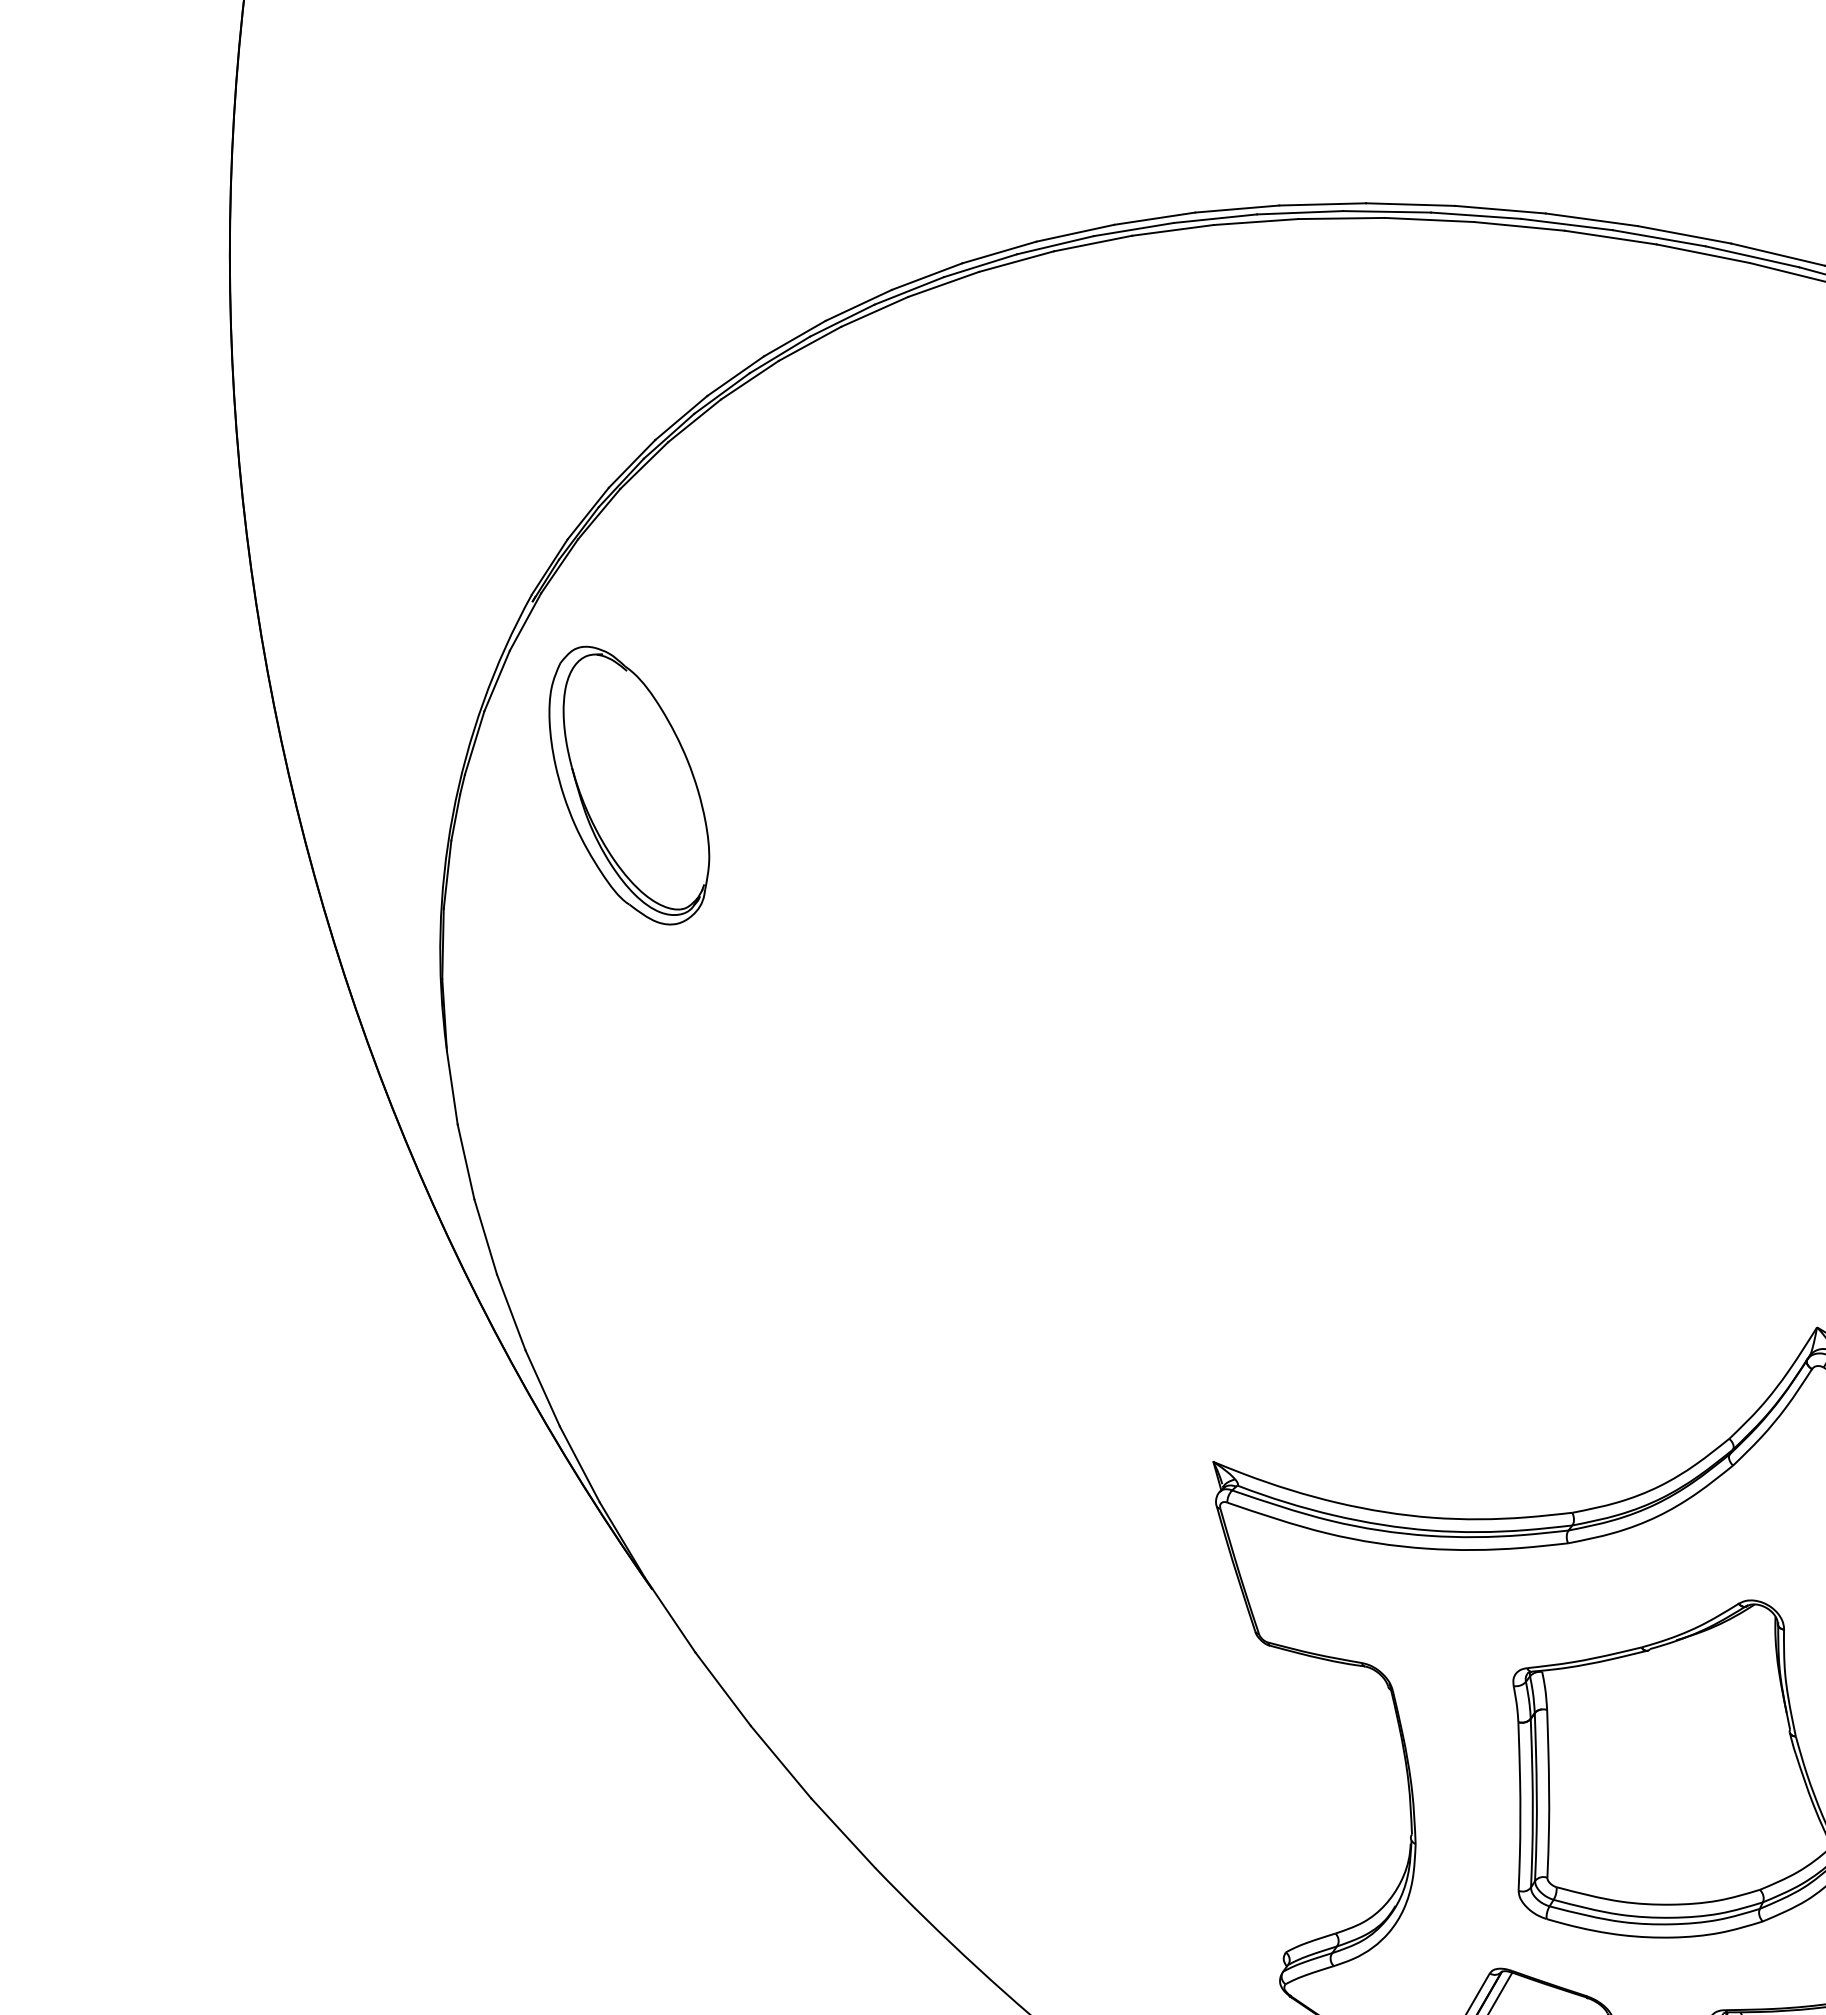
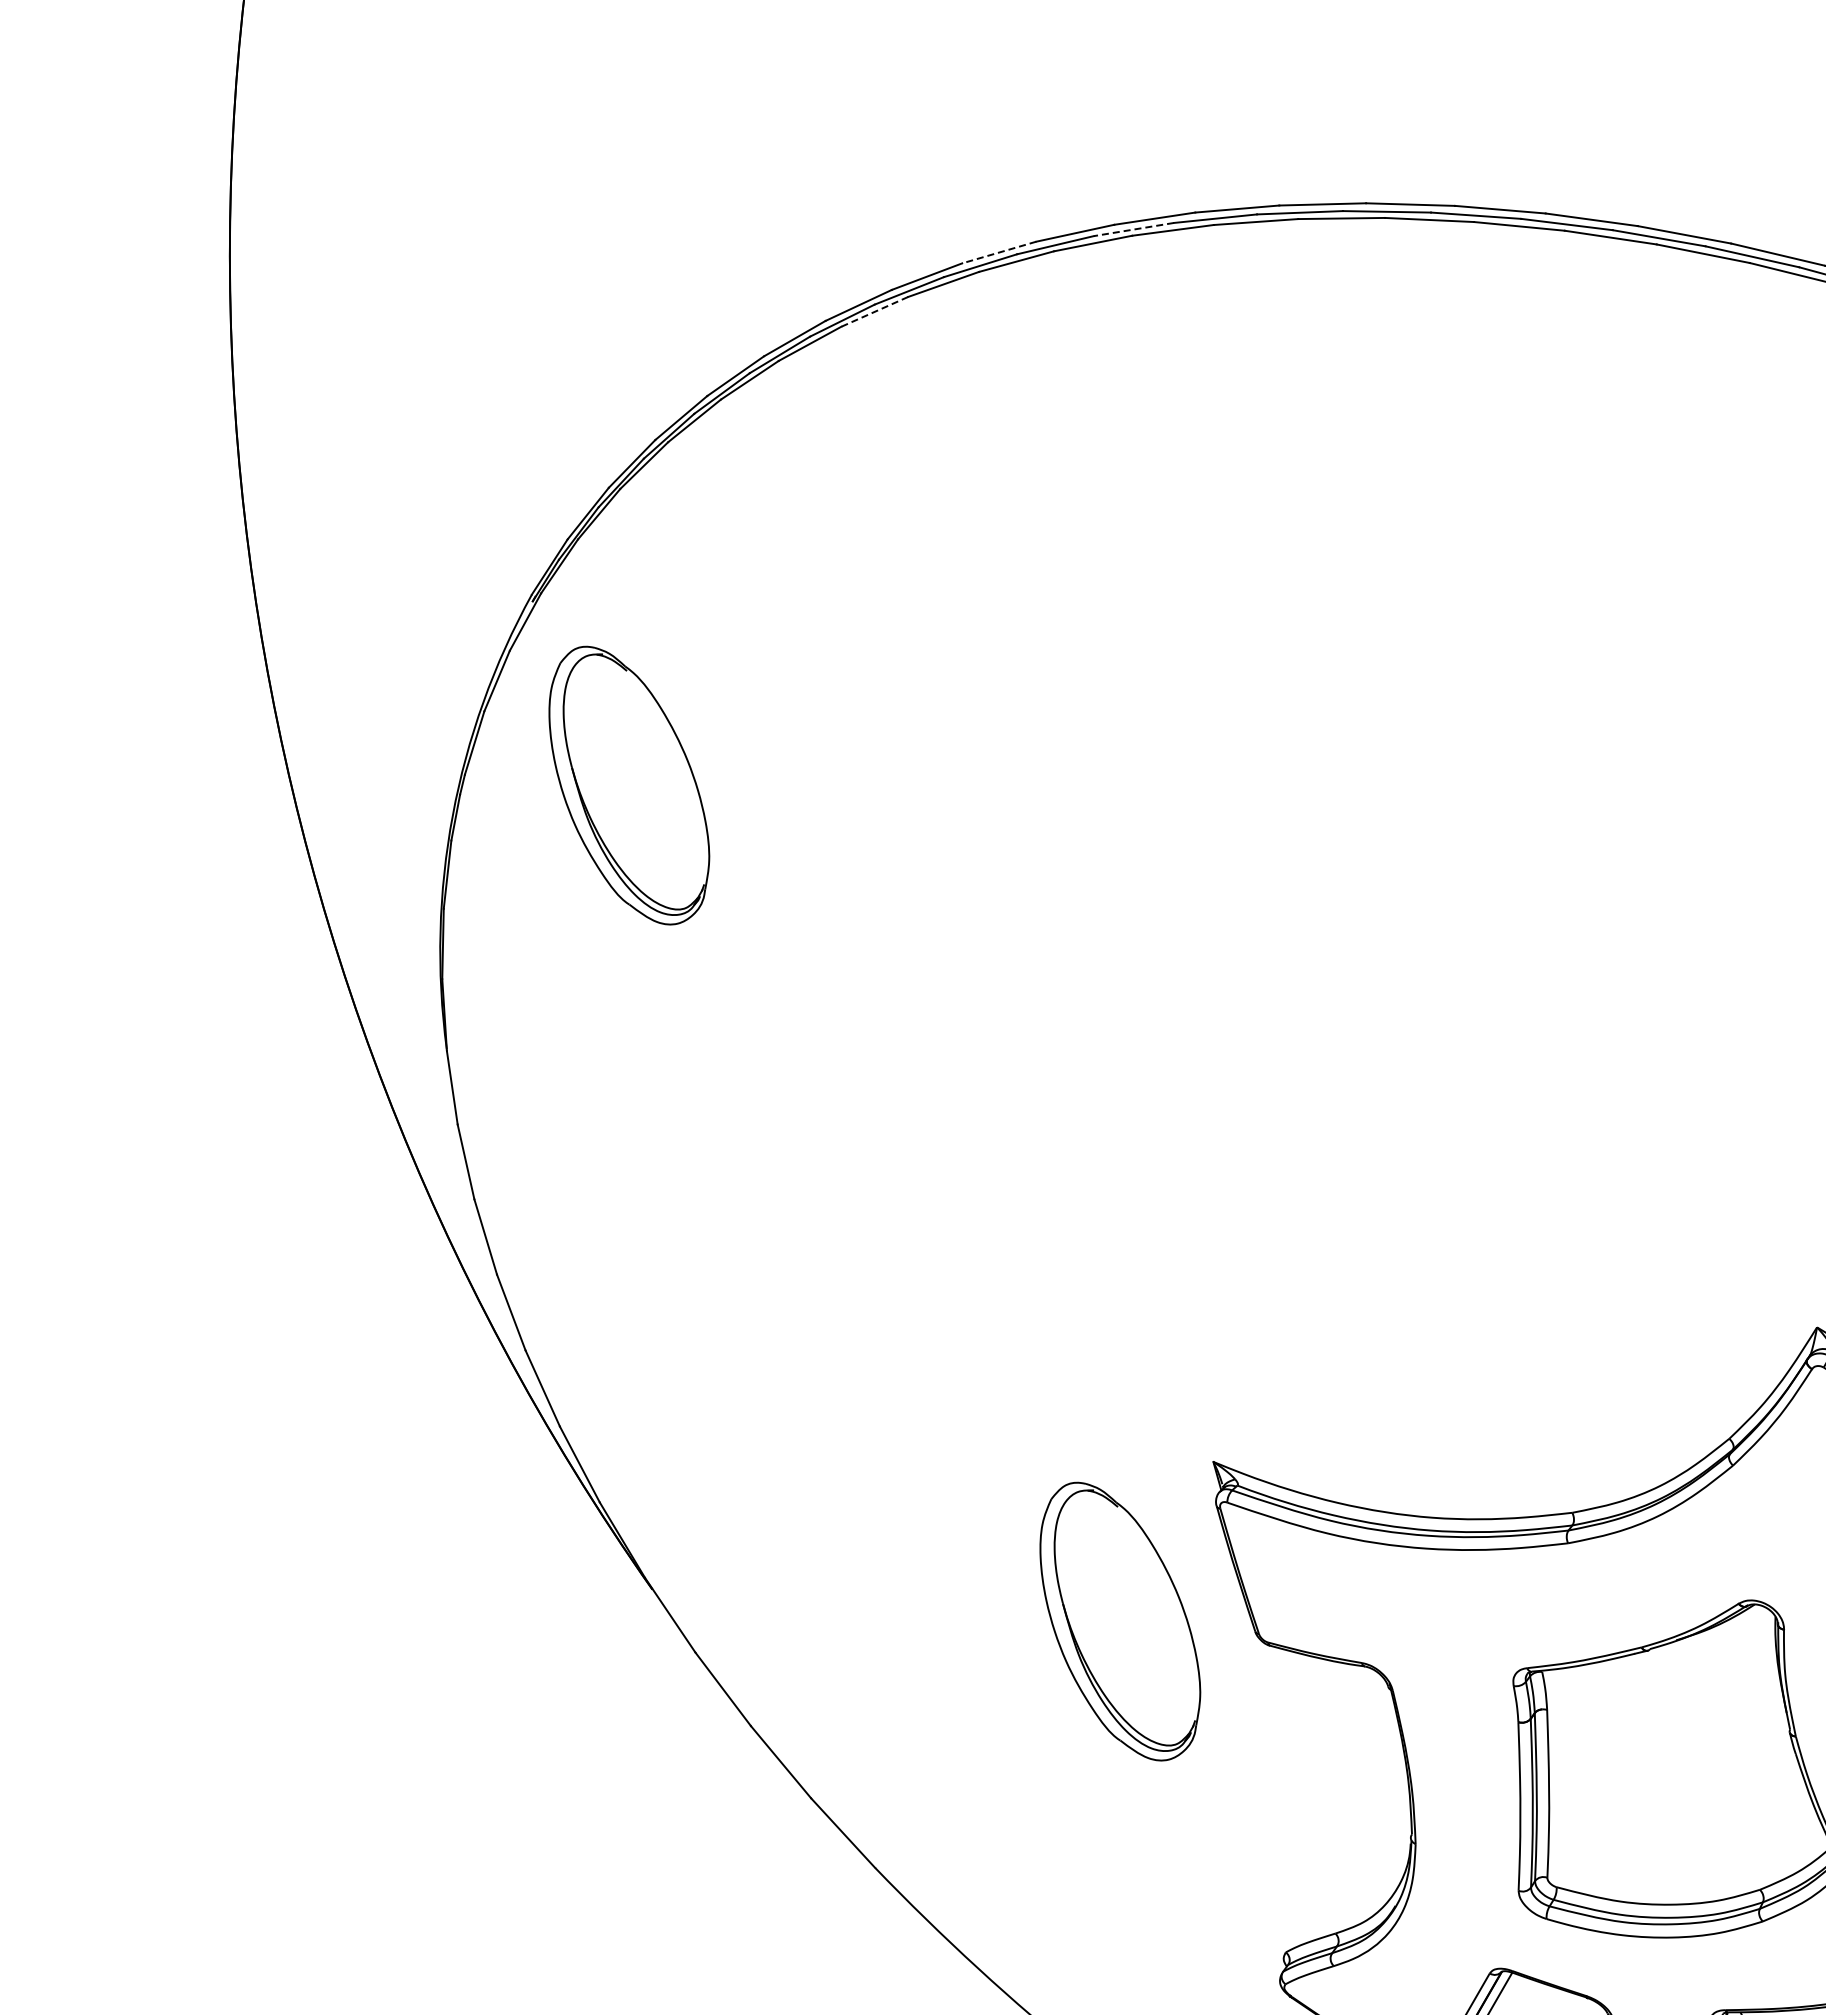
line: solid -> dashed (1133, 229)
line: solid -> dashed (999, 252)
line: solid -> dashed (874, 311)
part: none -> present (1120, 1621)
